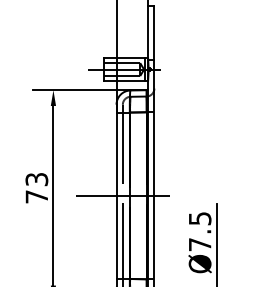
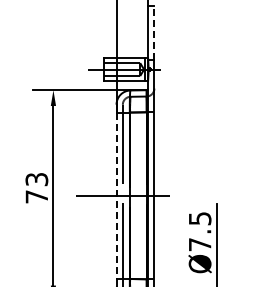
line: solid -> dashed (154, 33)
line: solid -> dashed (116, 196)
